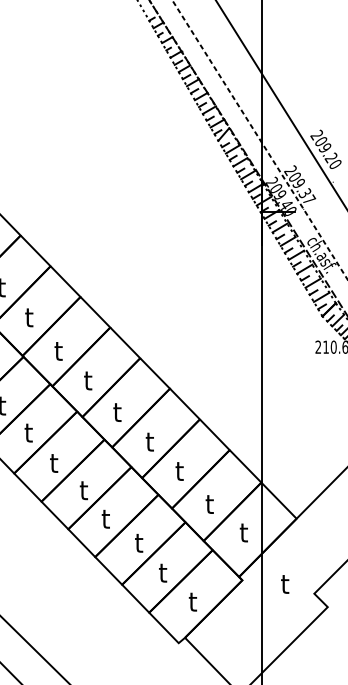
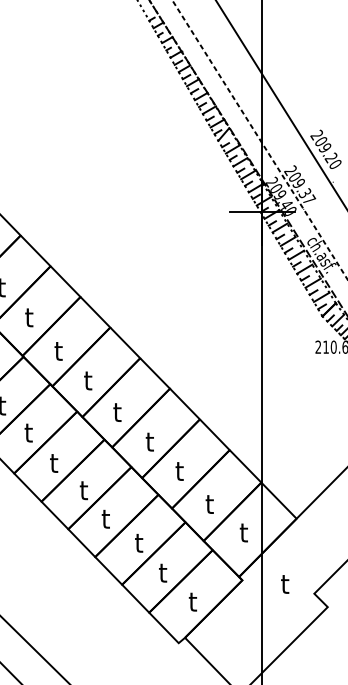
line: none -> present (245, 212)
